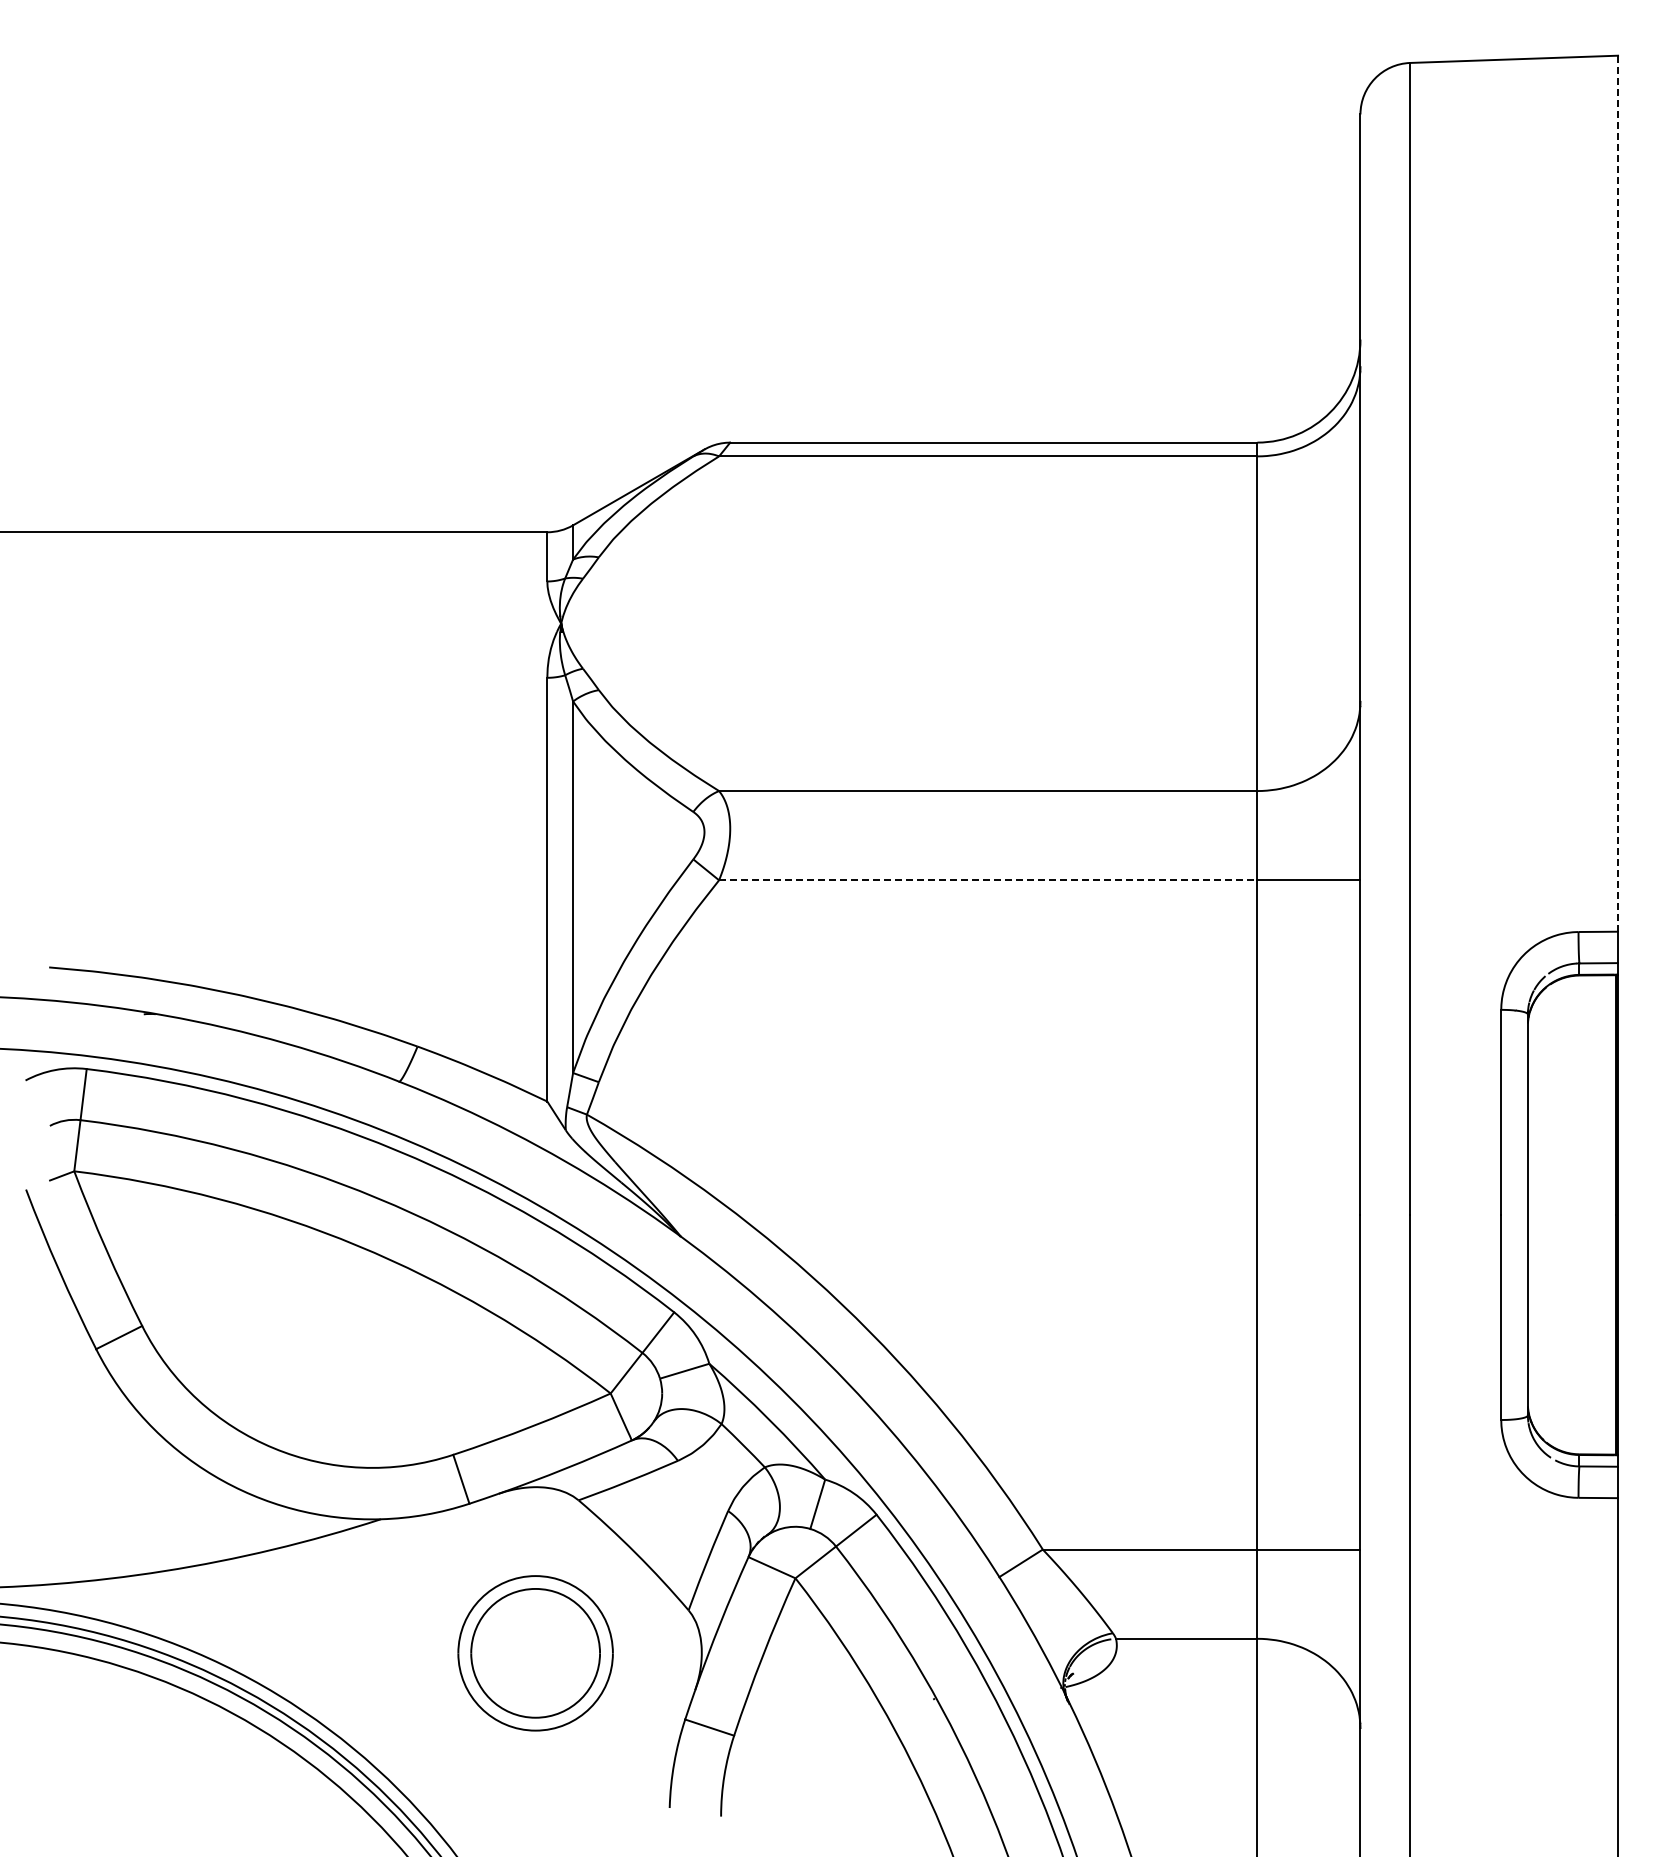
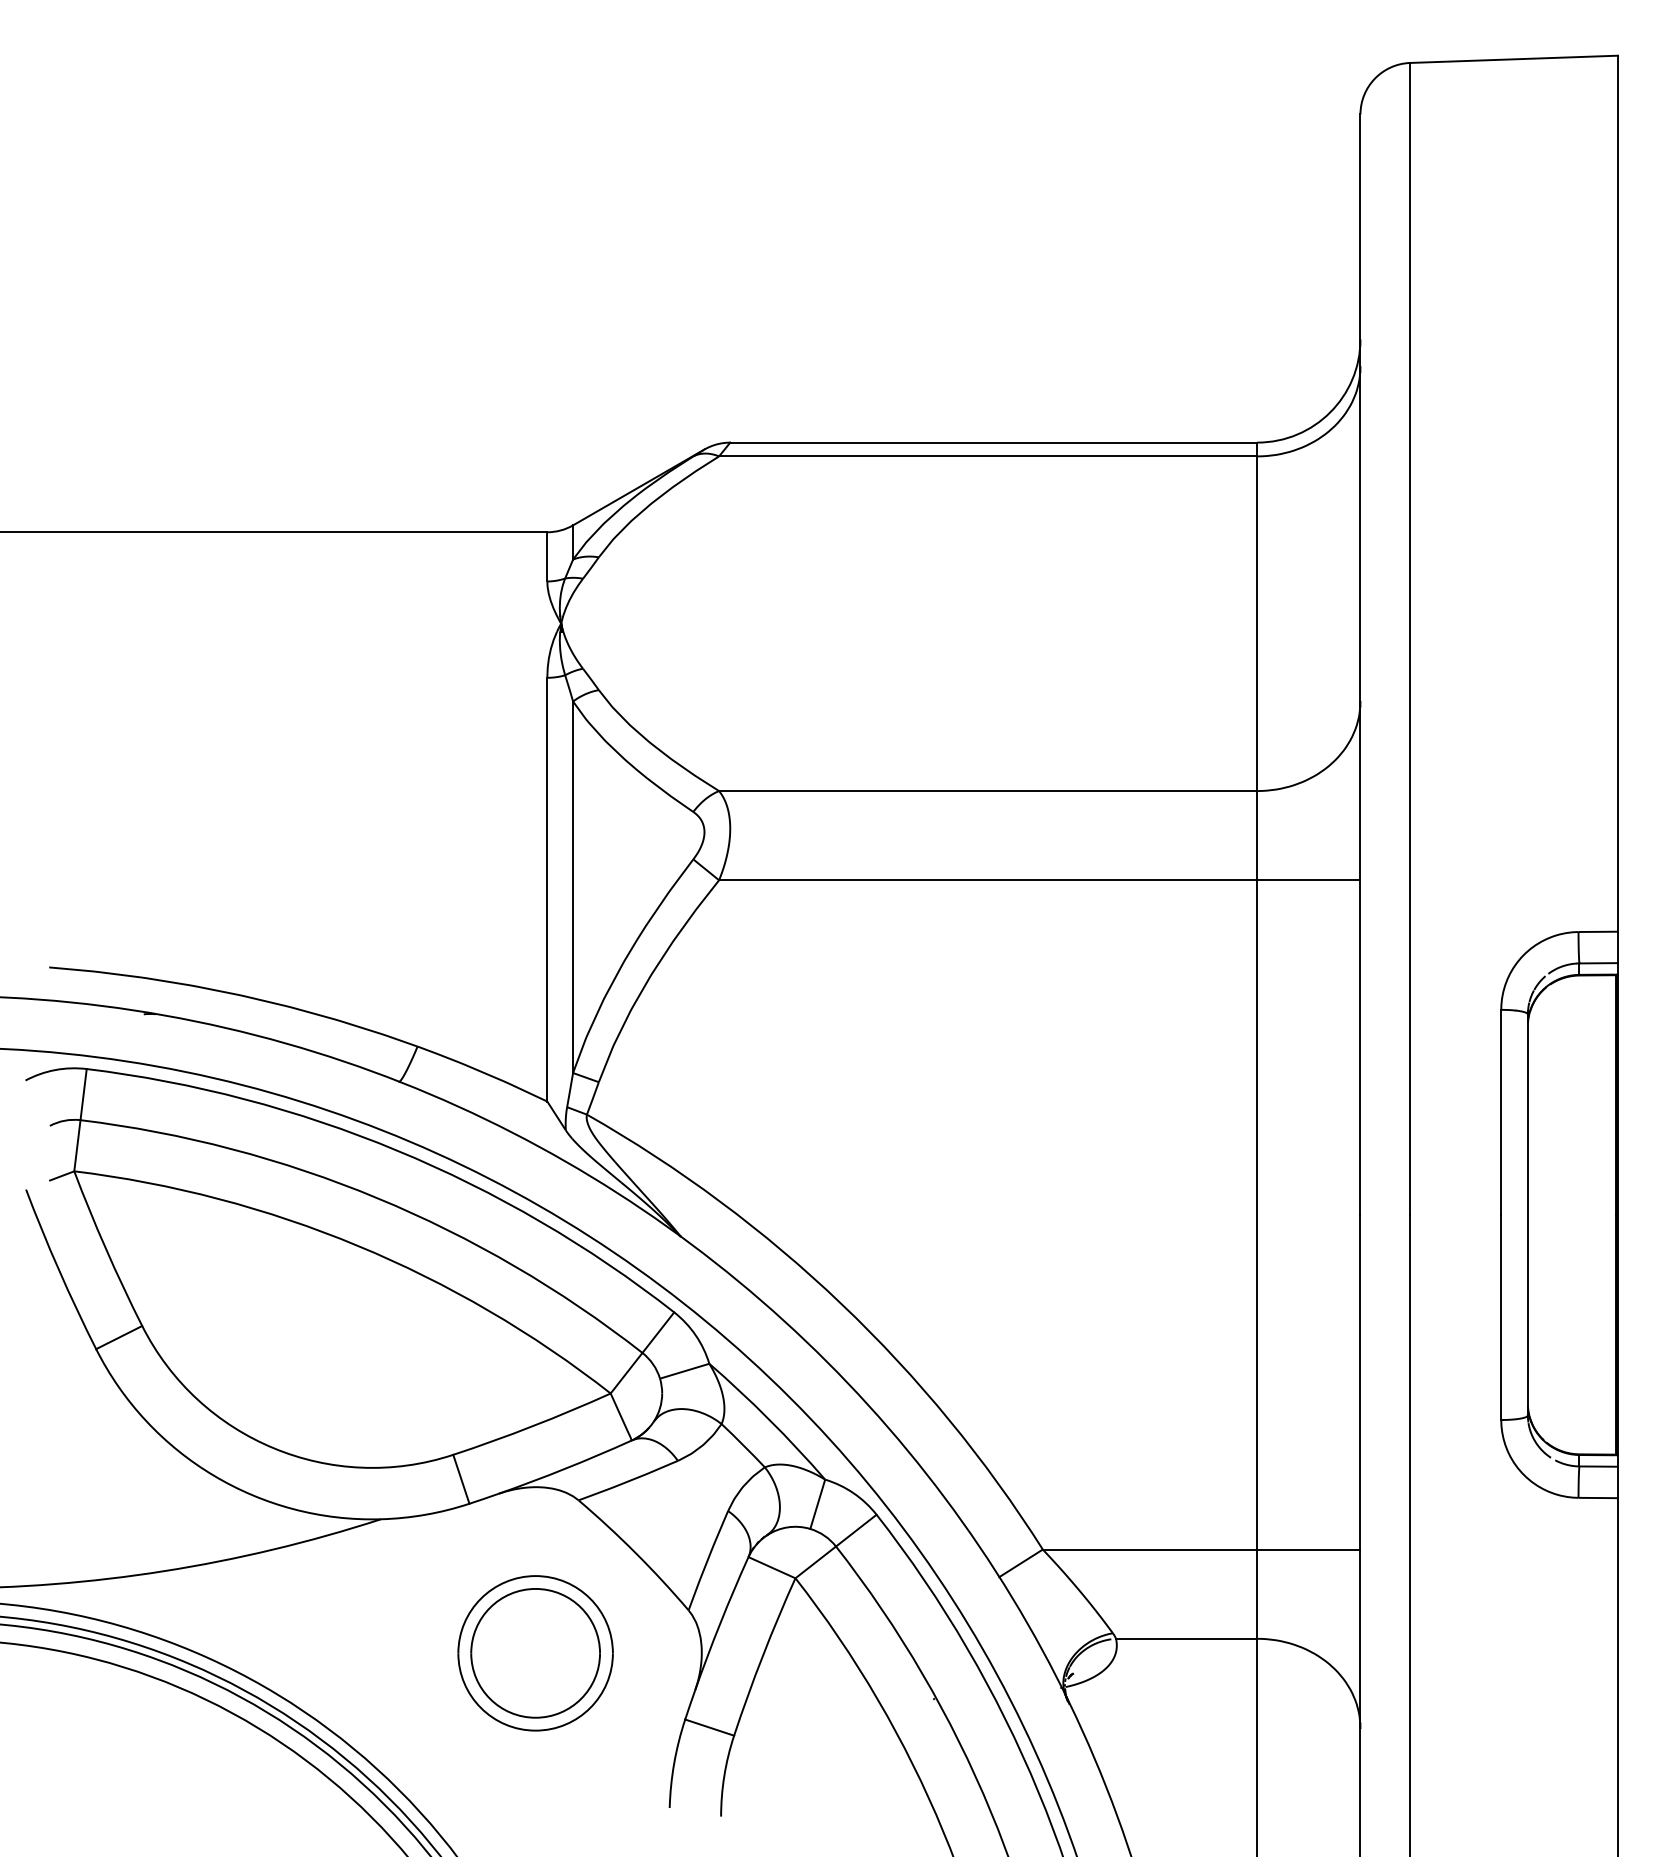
line: dashed -> solid (1618, 494)
line: dashed -> solid (988, 880)
